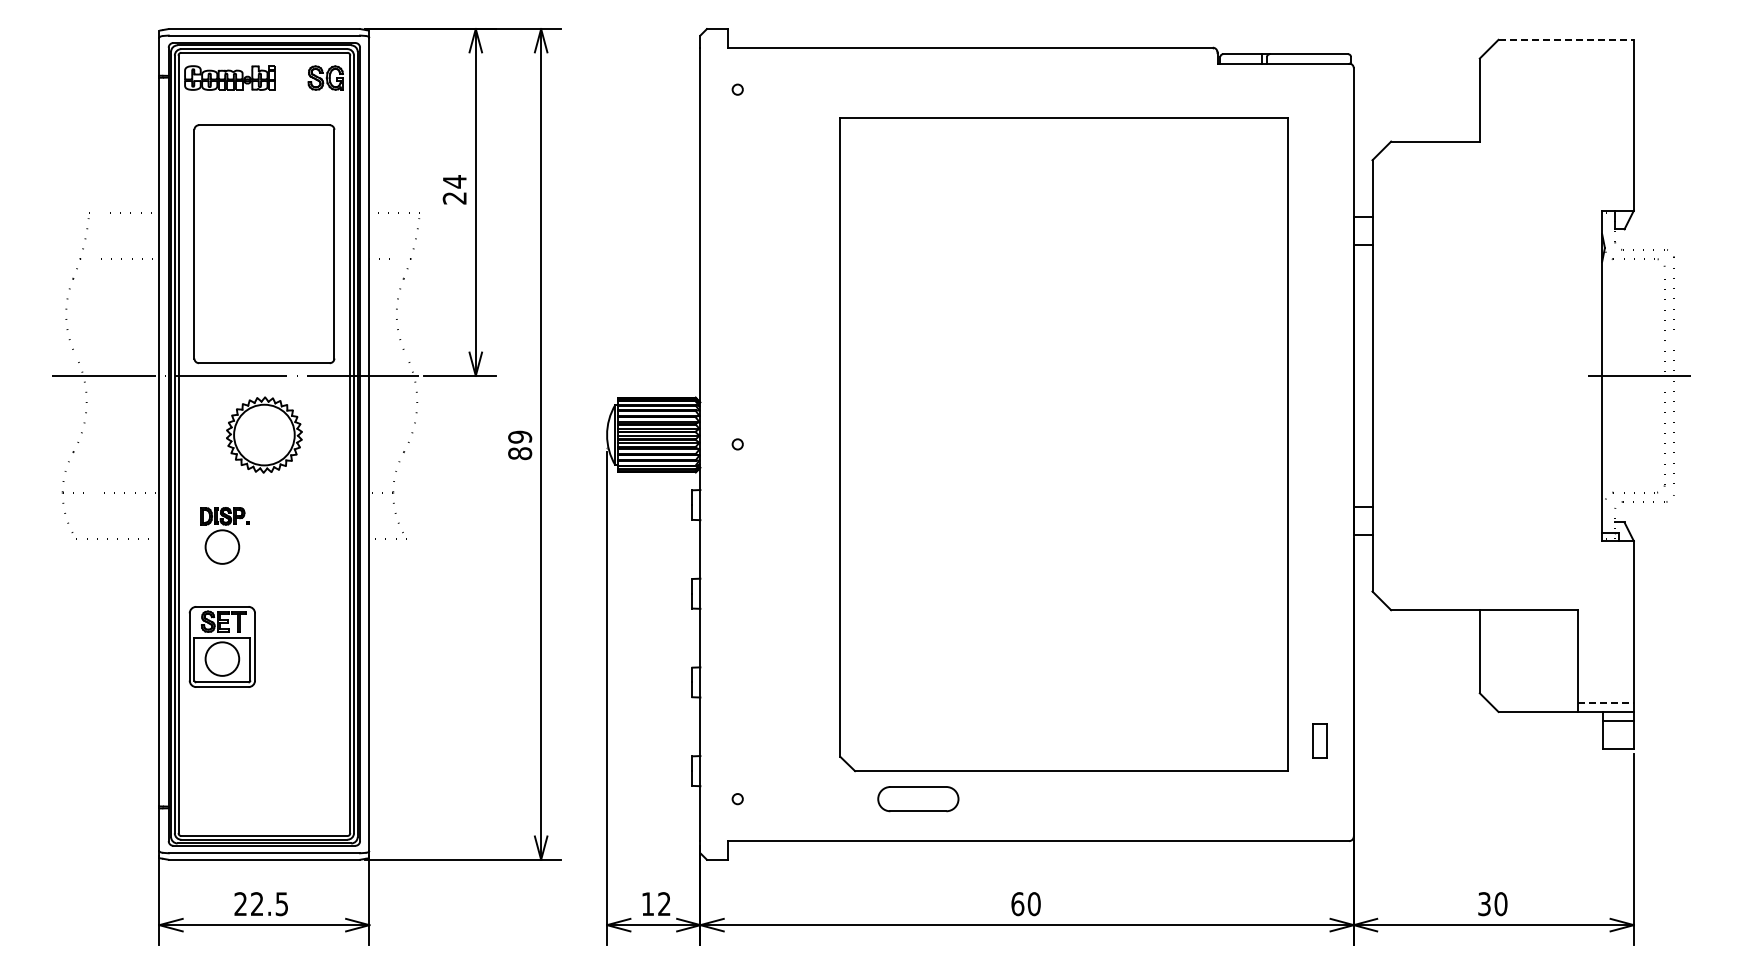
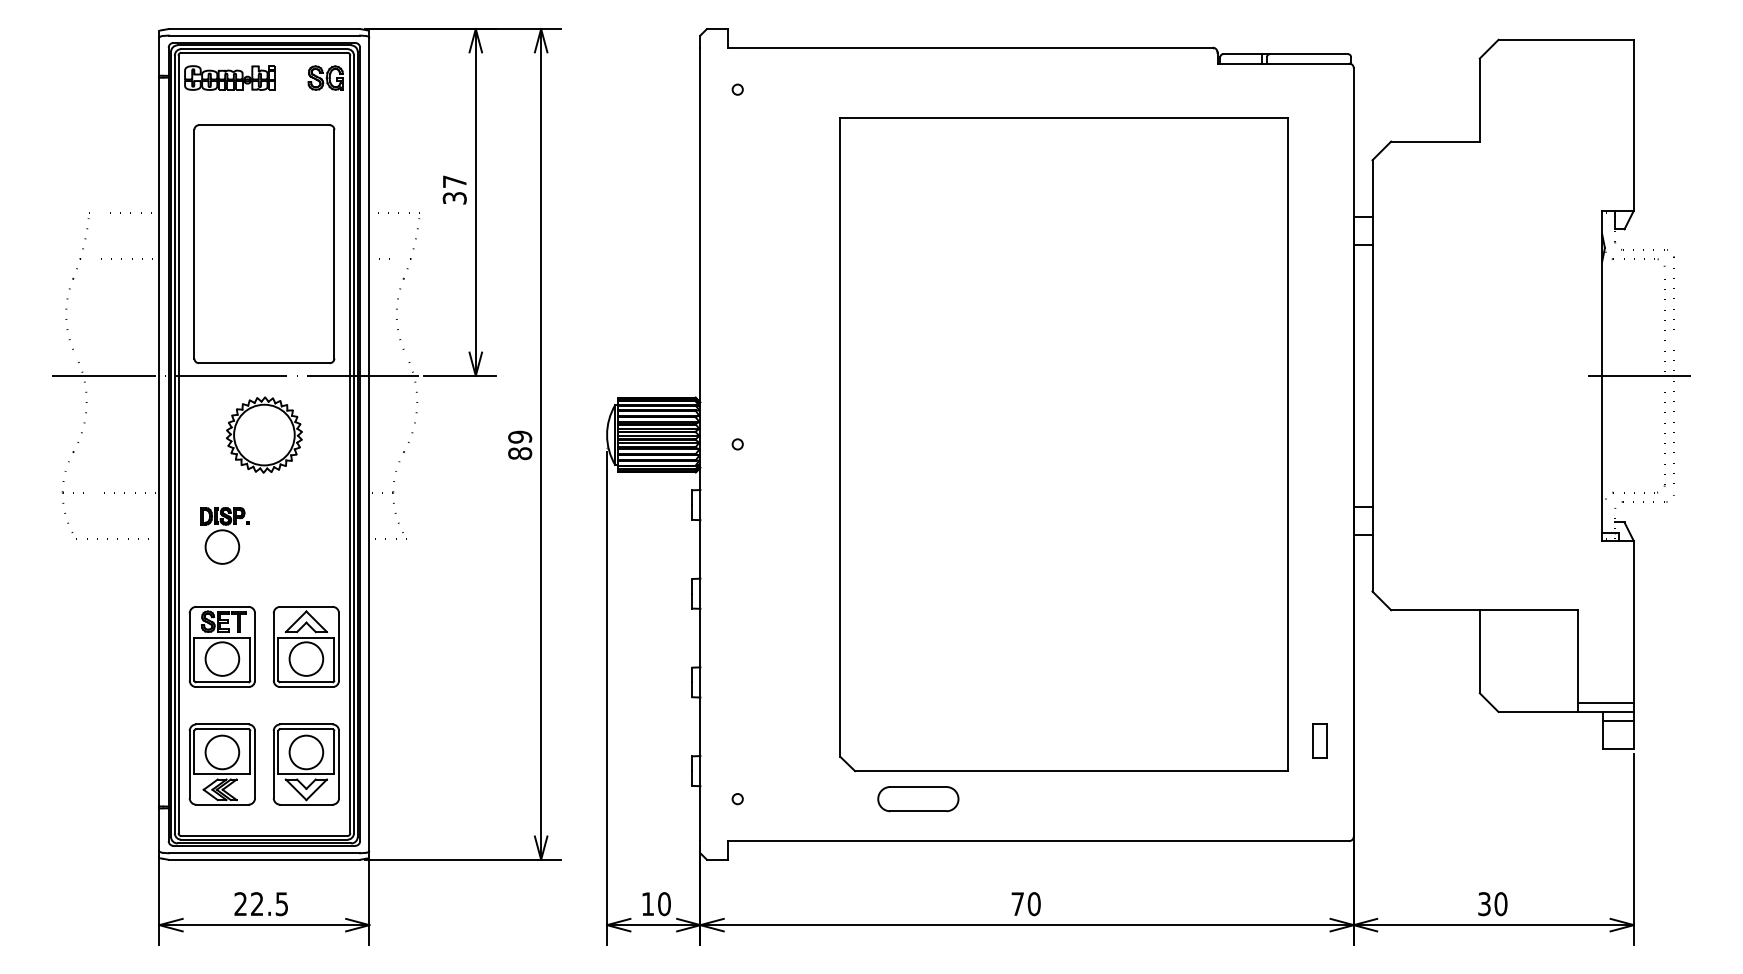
line: dashed -> solid (1566, 39)
text: 24 -> 37 (454, 189)
part: none -> present (305, 646)
line: dashed -> solid (1606, 702)
part: none -> present (221, 764)
part: none -> present (305, 764)
text: 12 -> 10 (664, 904)
text: 60 -> 70 (1017, 904)
